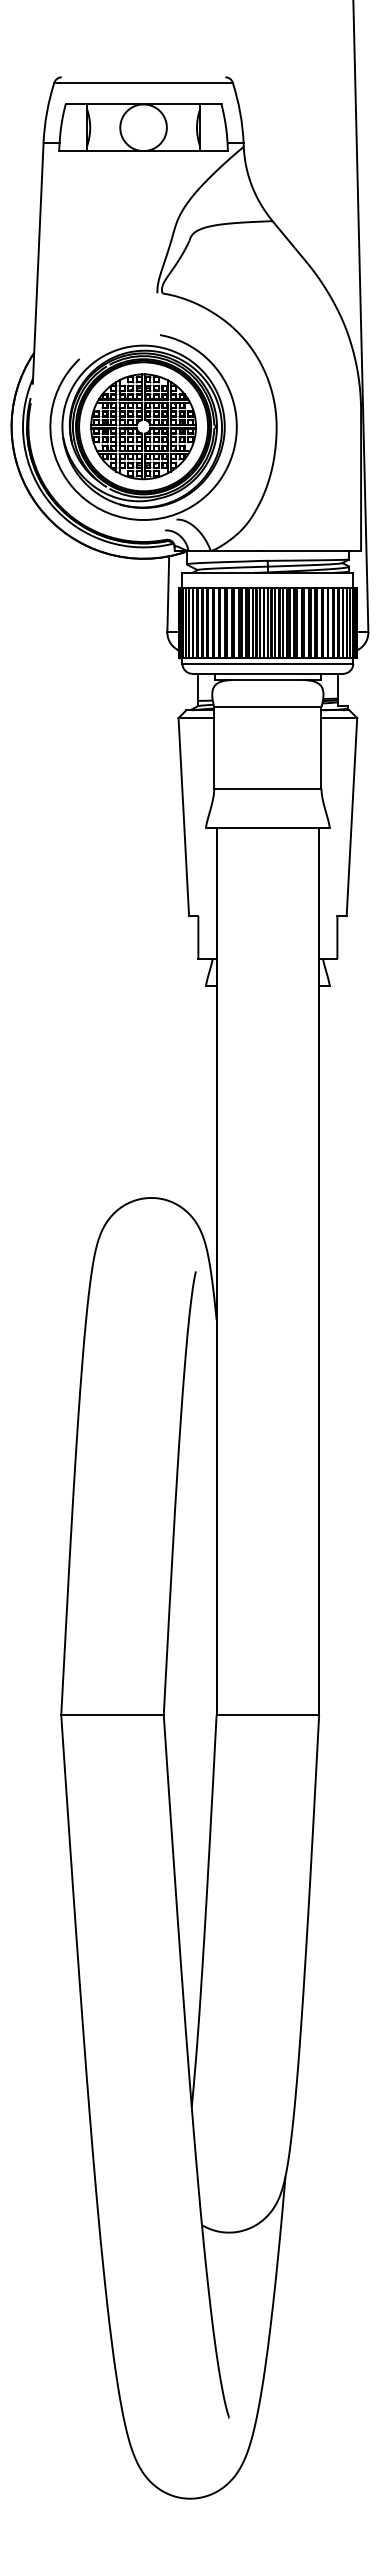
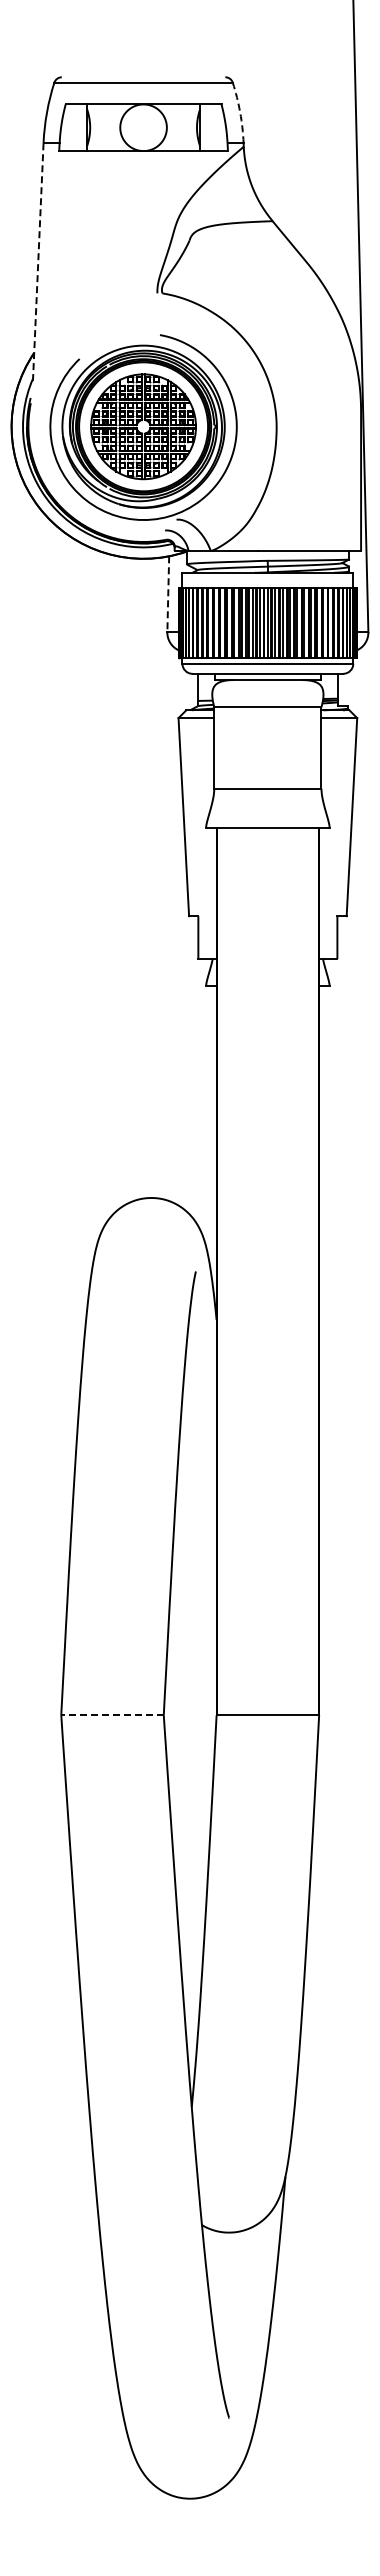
arc: solid -> dashed (240, 112)
line: solid -> dashed (38, 264)
line: solid -> dashed (168, 594)
line: solid -> dashed (112, 1715)
